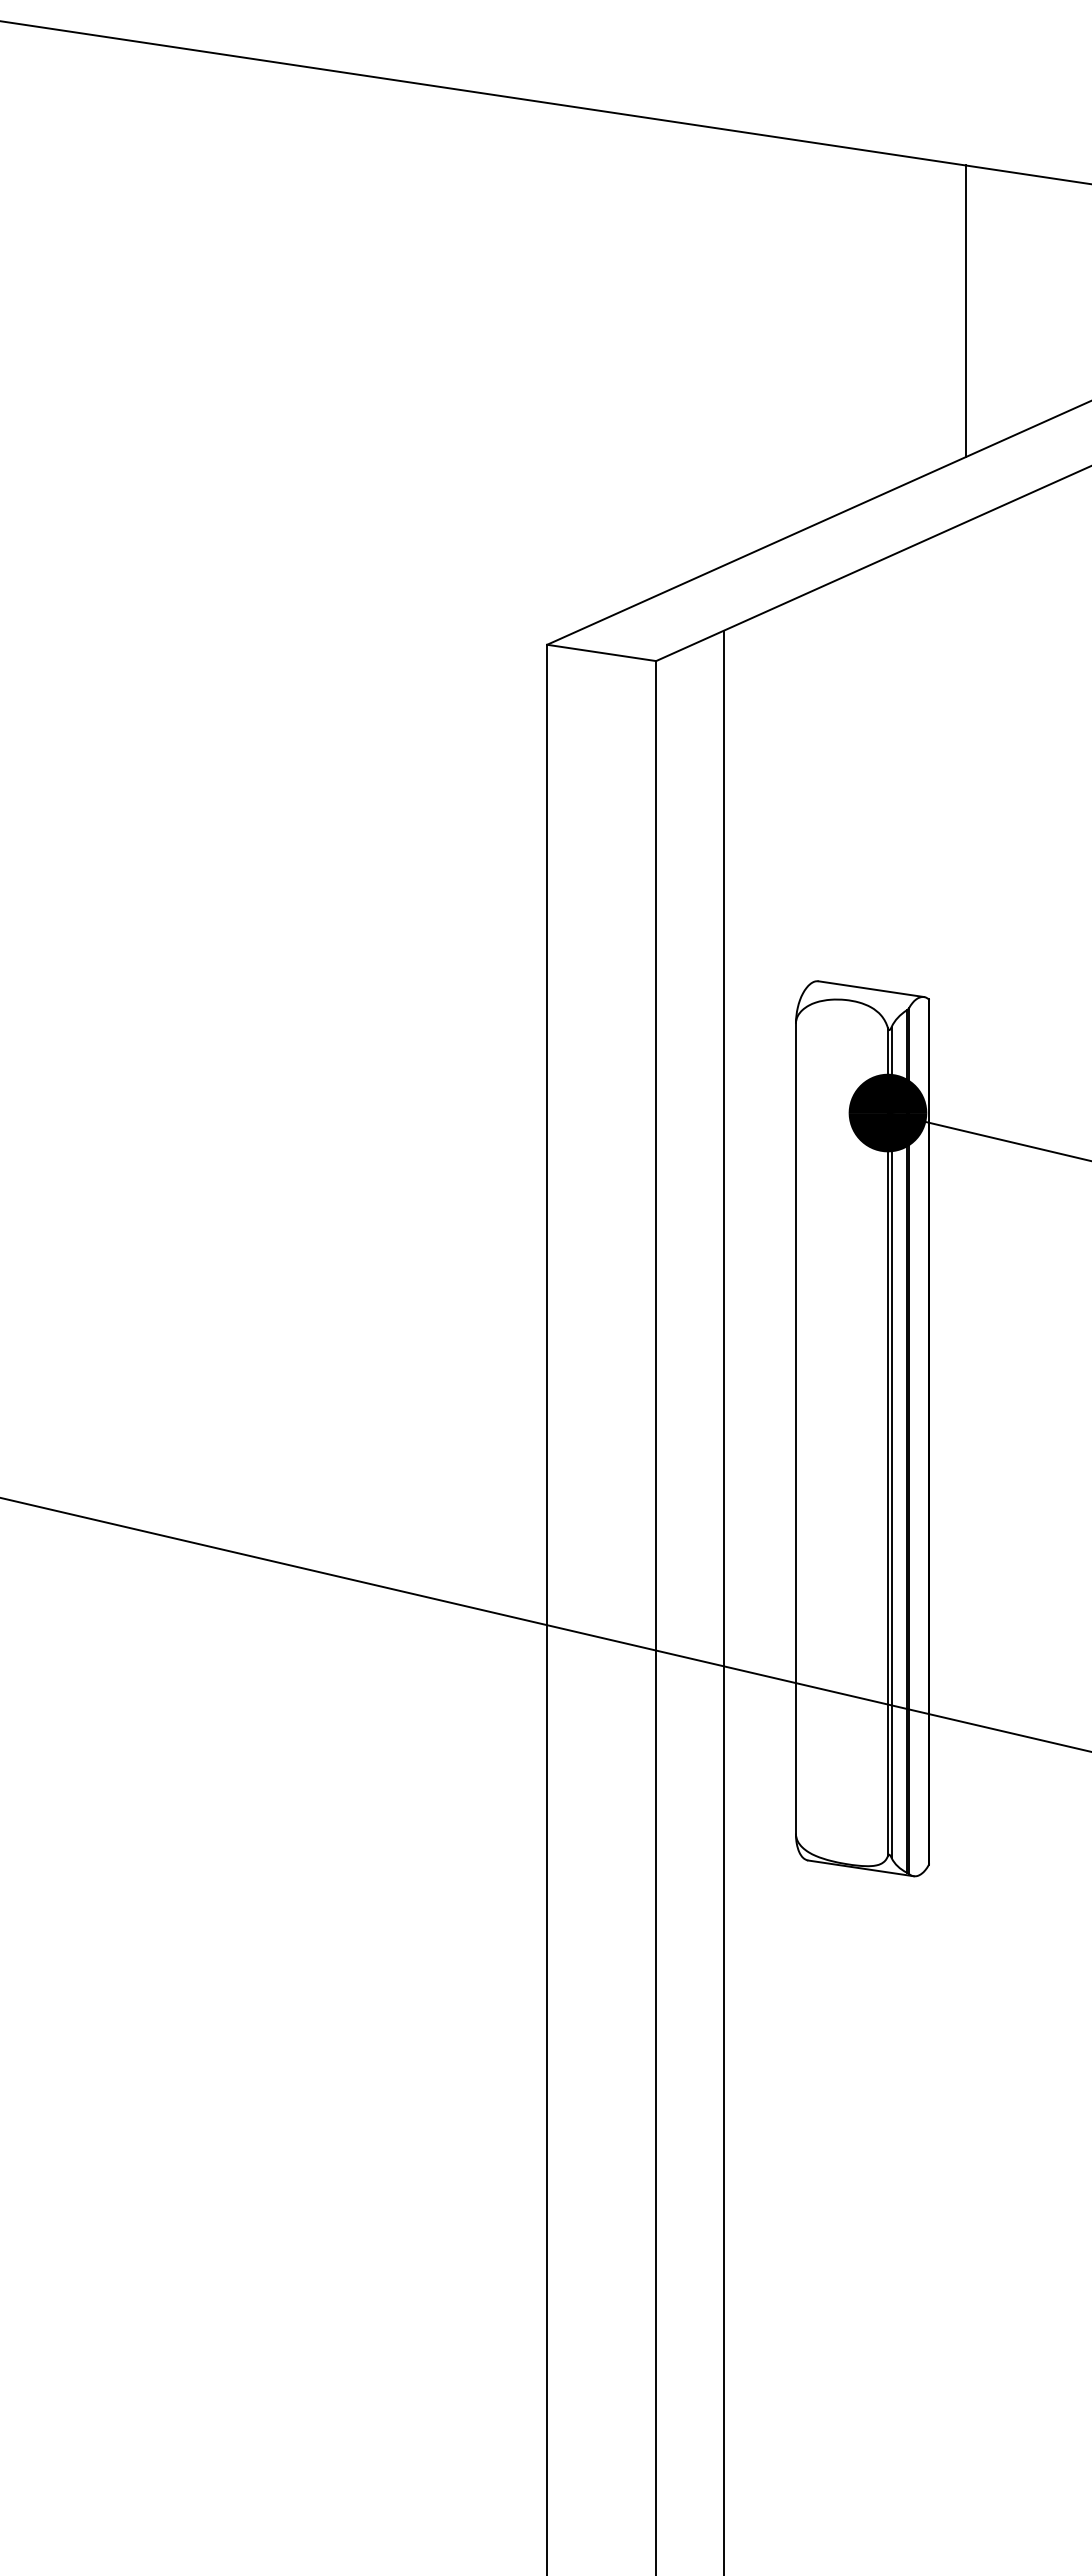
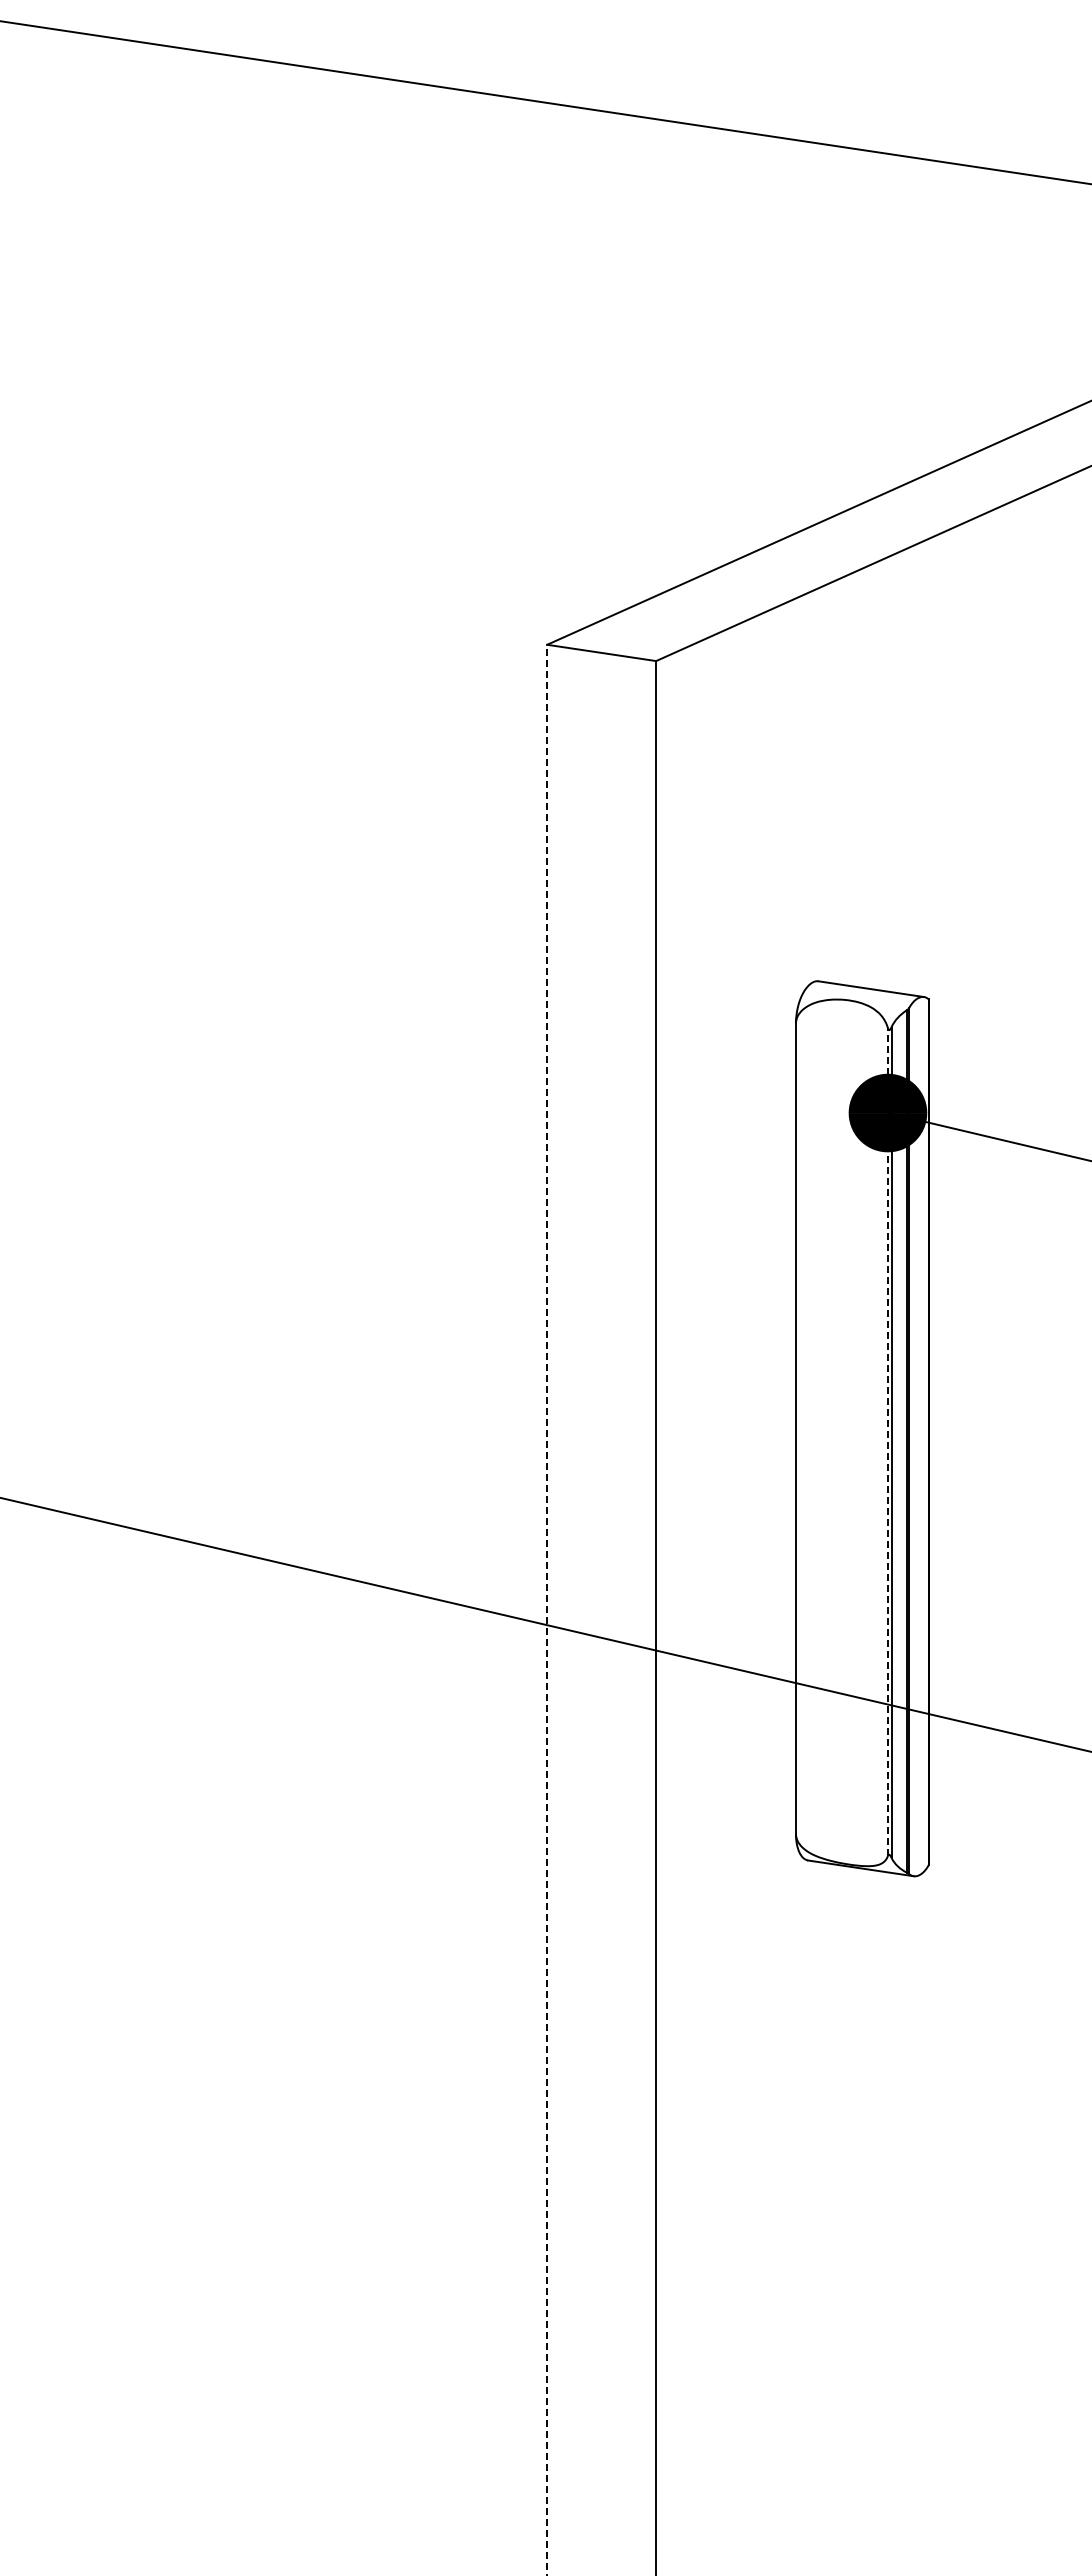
line: present -> none (965, 311)
line: solid -> dashed (887, 1442)
line: present -> none (723, 1601)
line: solid -> dashed (547, 1609)
